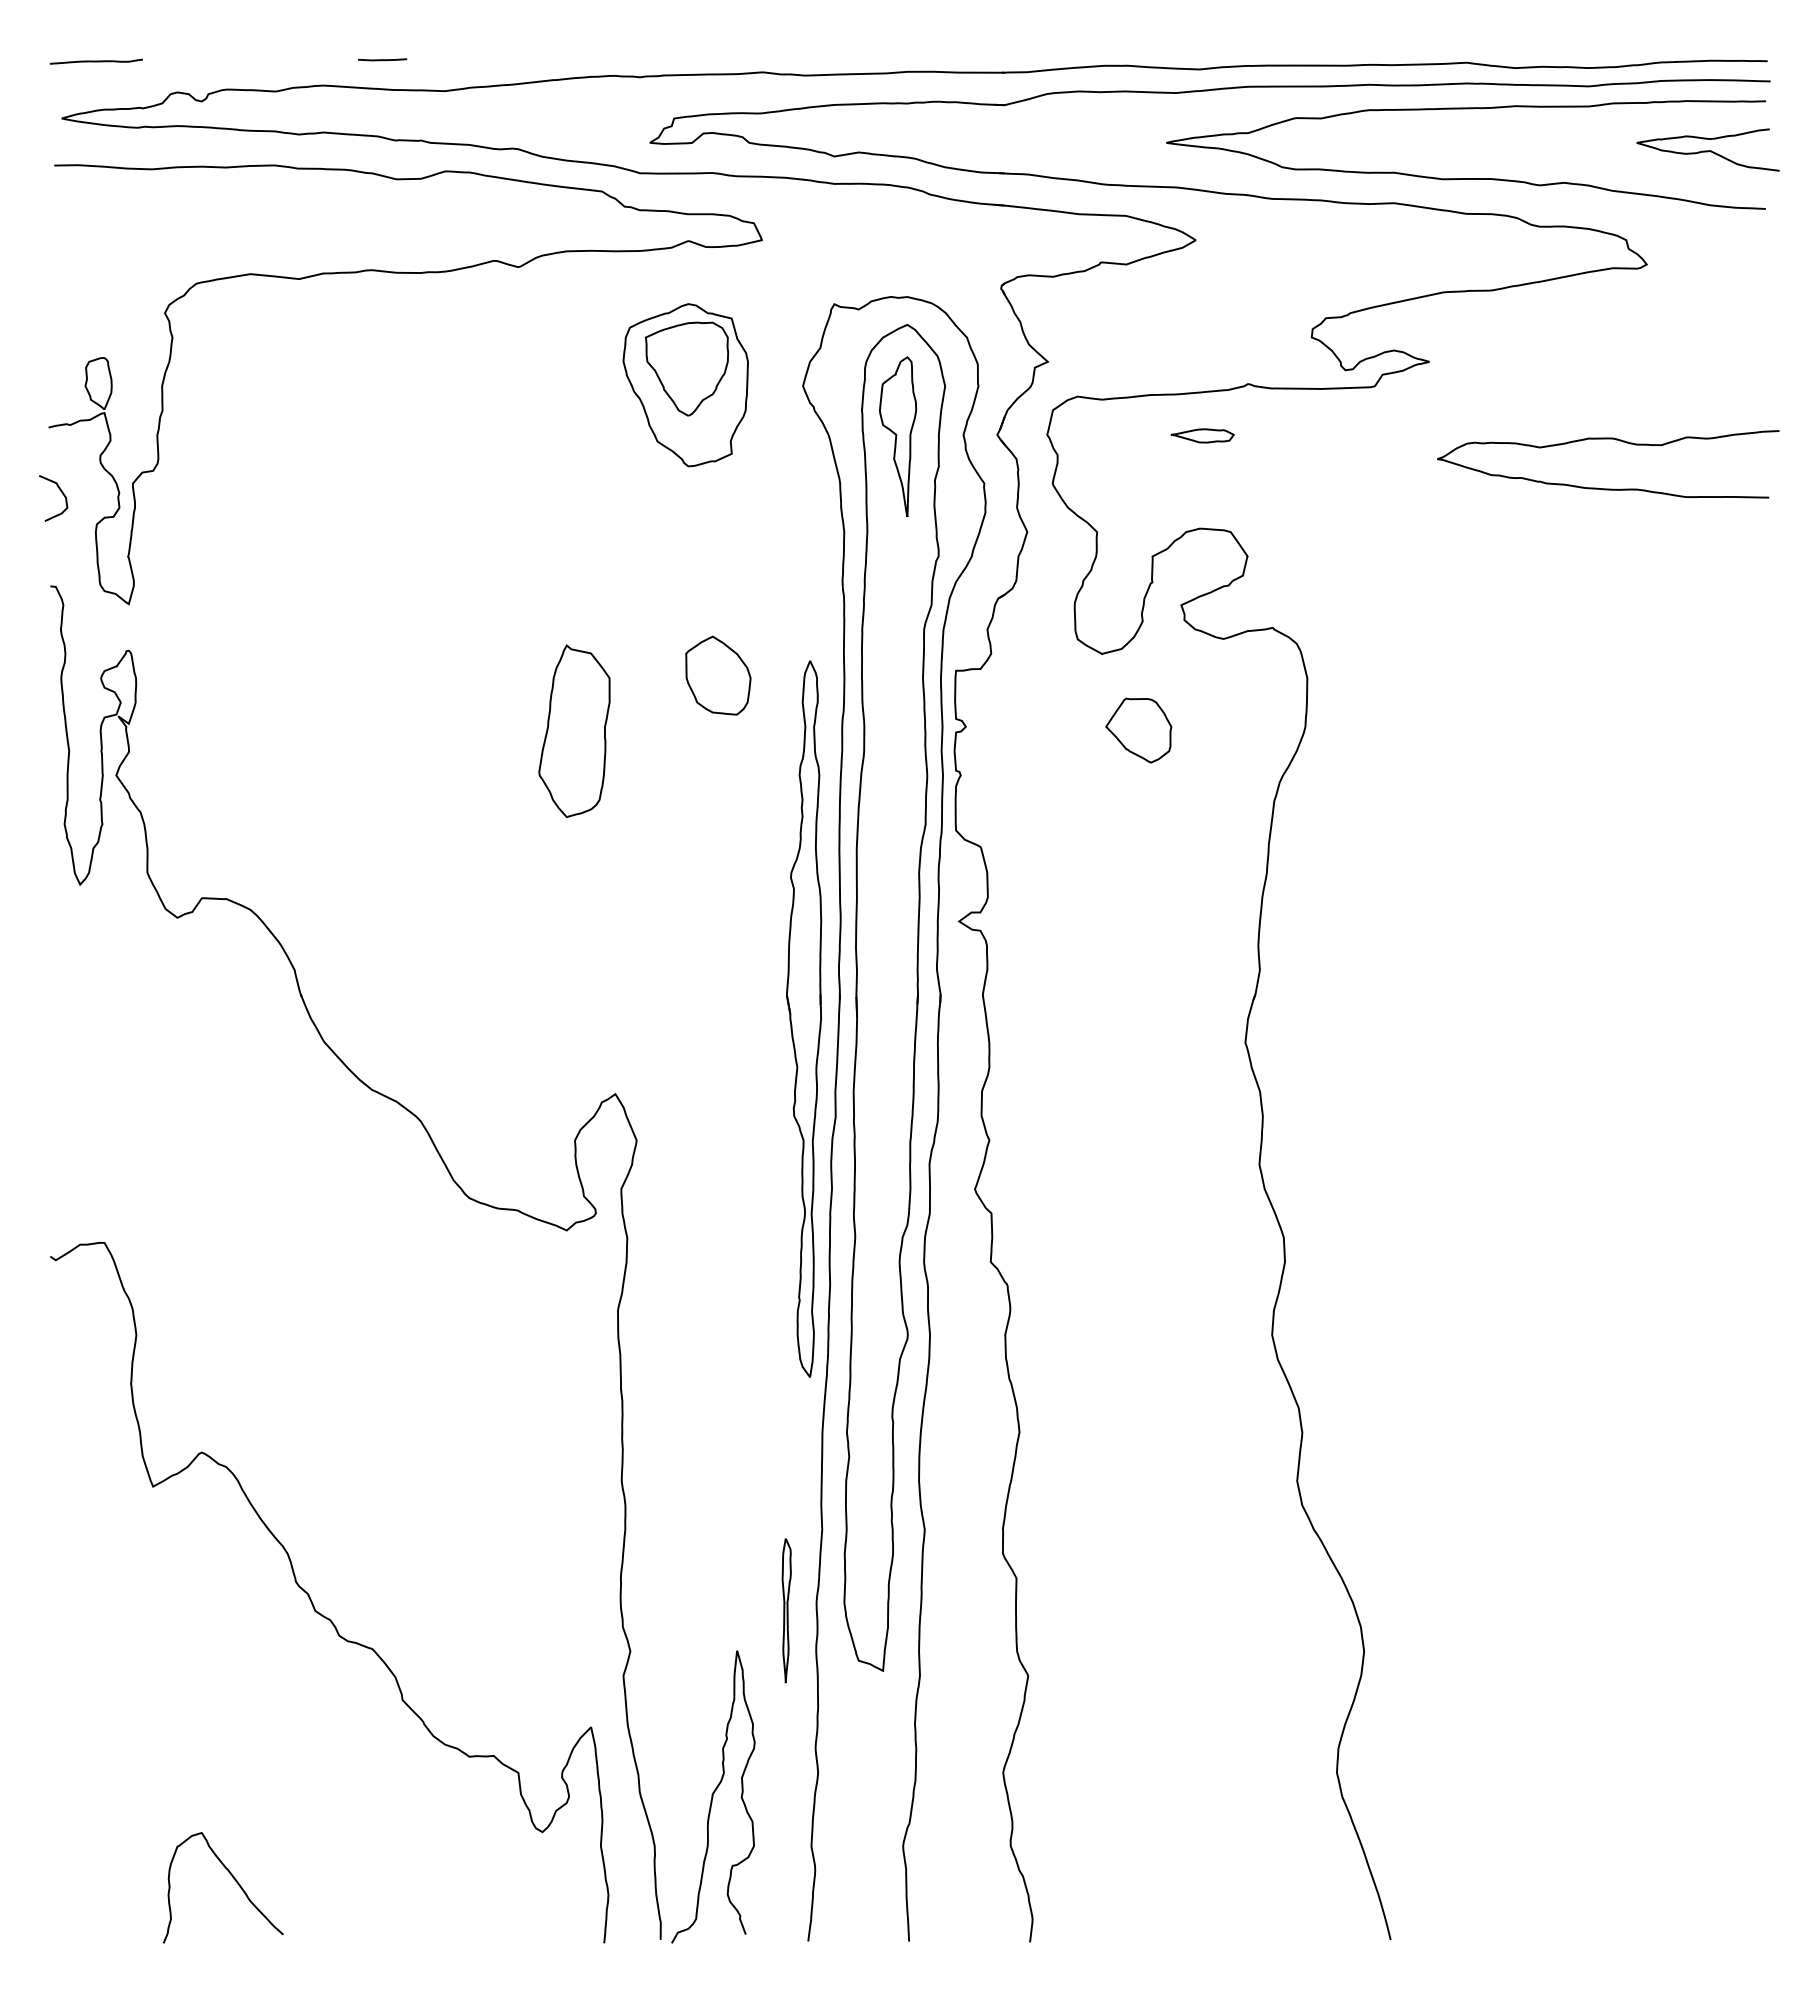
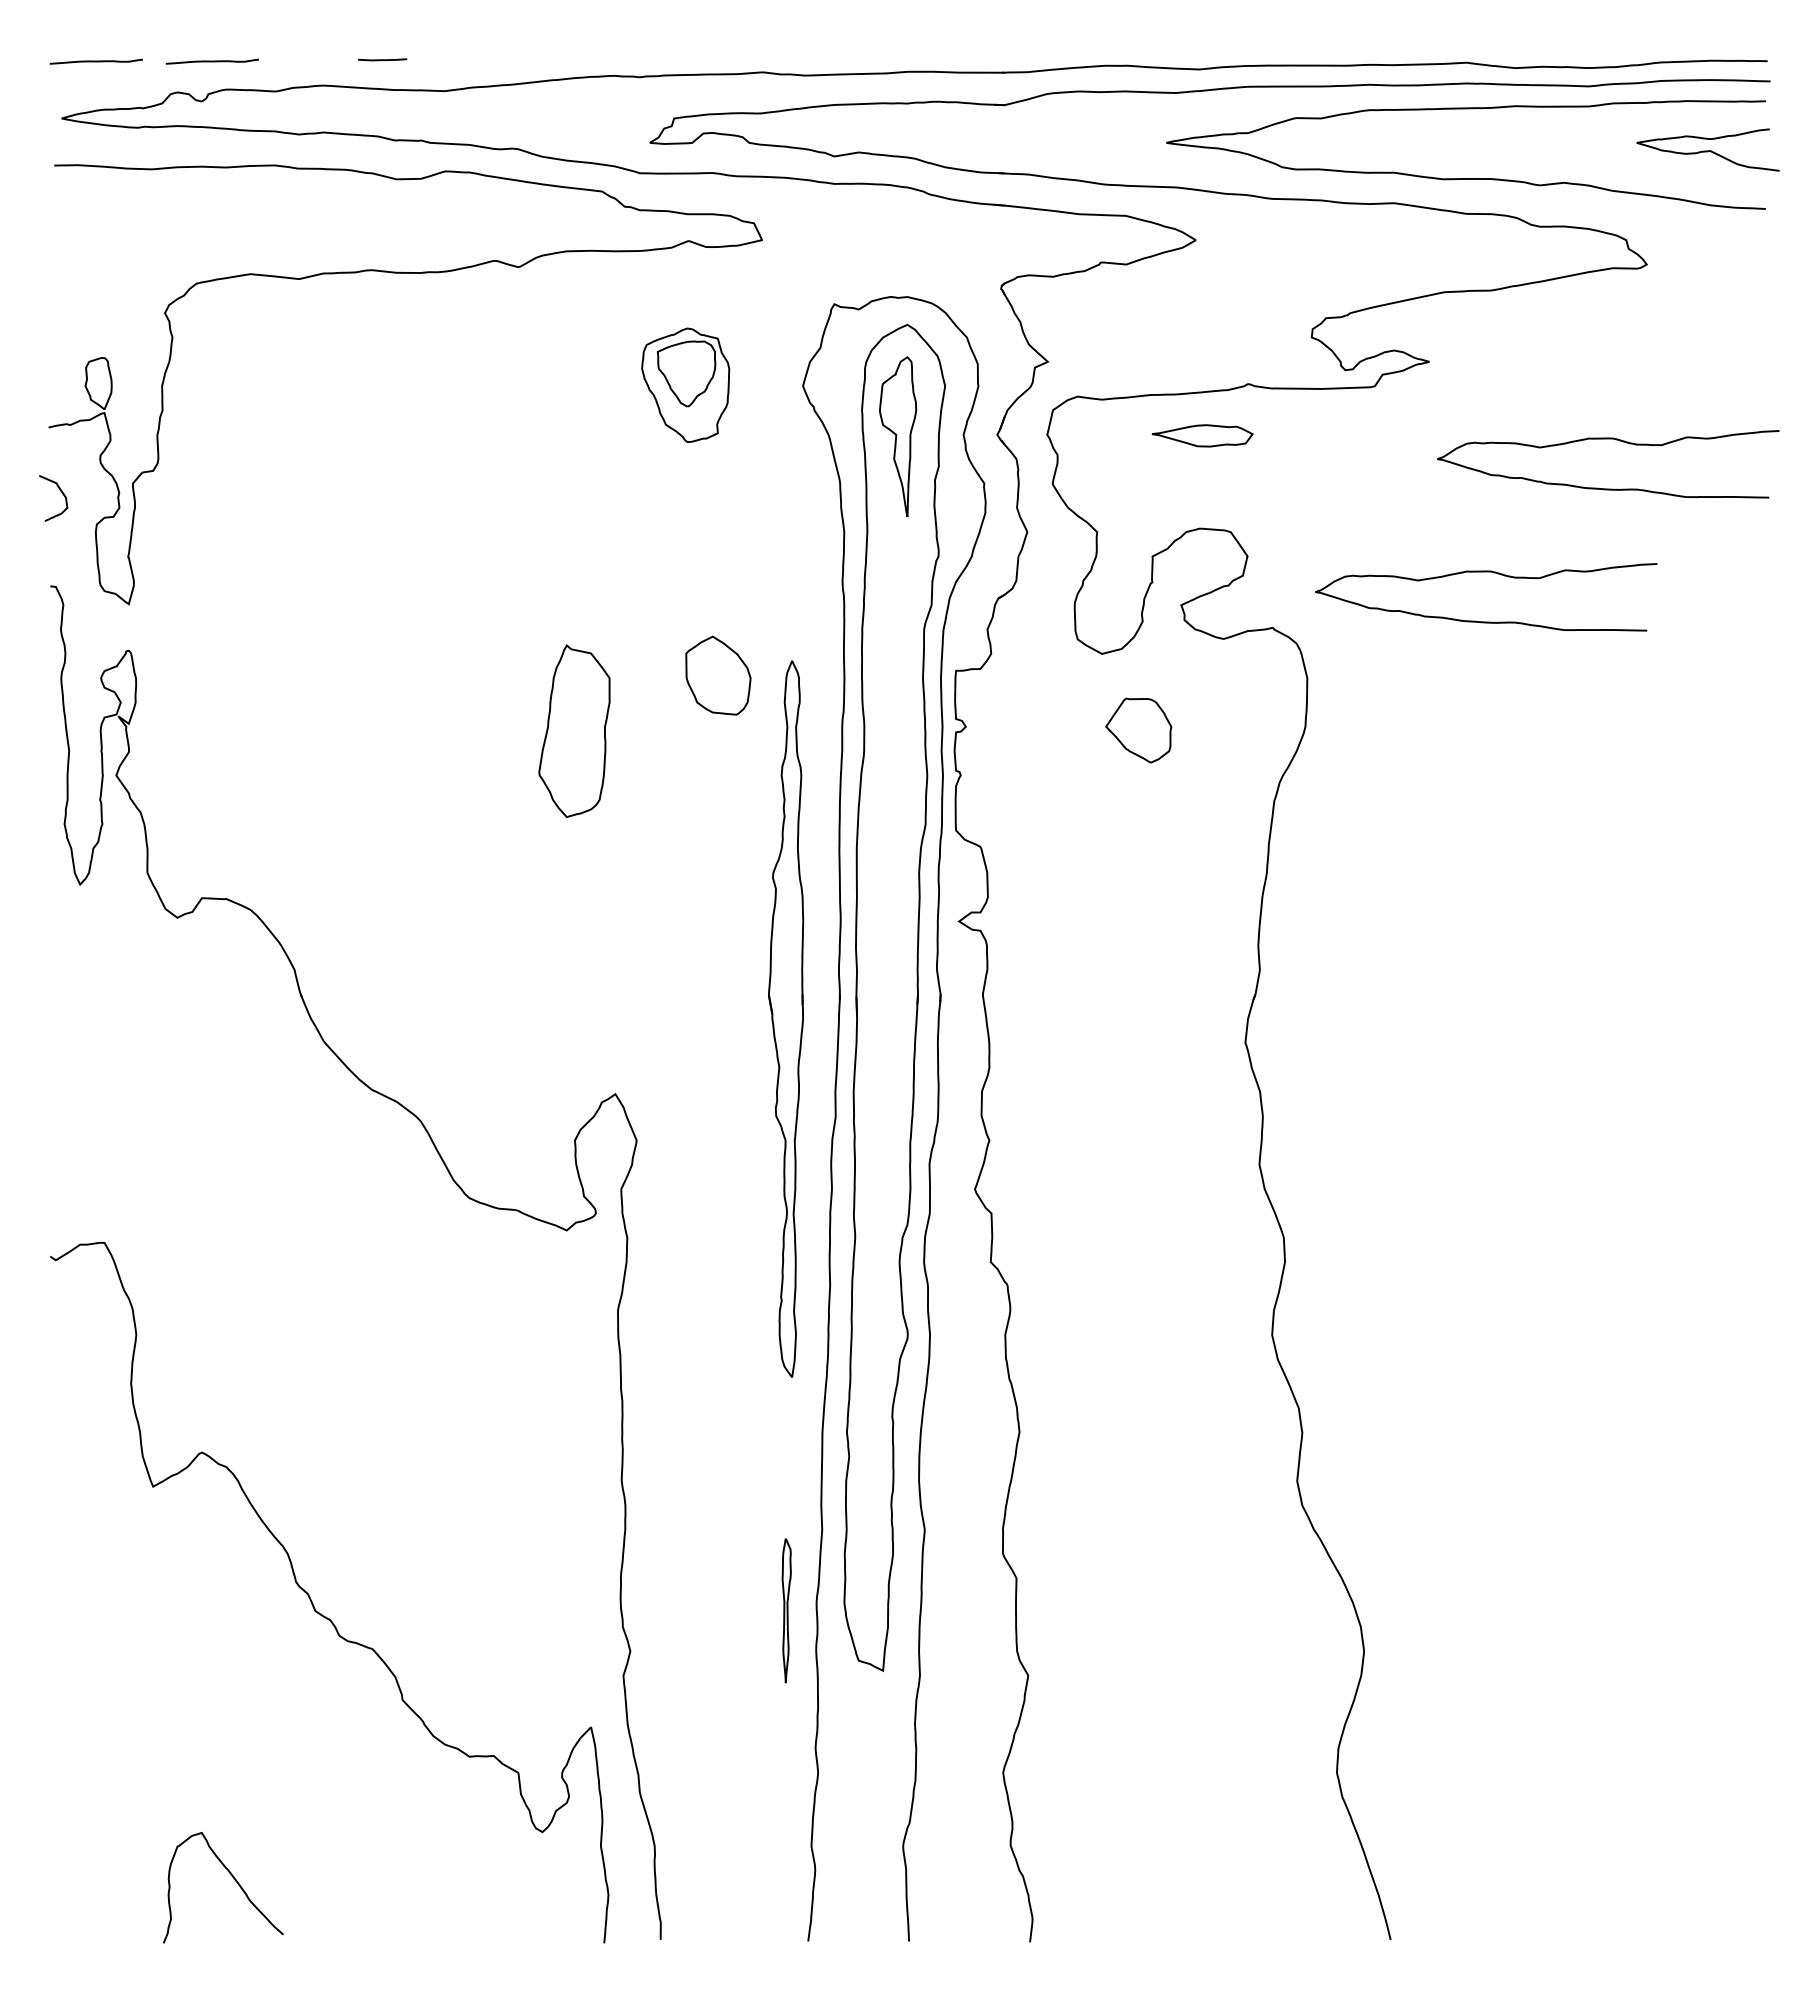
line: none -> present (211, 61)
part size: 127x165 px -> 90x116 px (685, 384)
part size: 65x16 px -> 103x24 px (1202, 435)
curve: none -> present (1486, 621)
part position: (804, 1018) -> (786, 1018) (786, 1018)
curve: present -> none (713, 1796)
